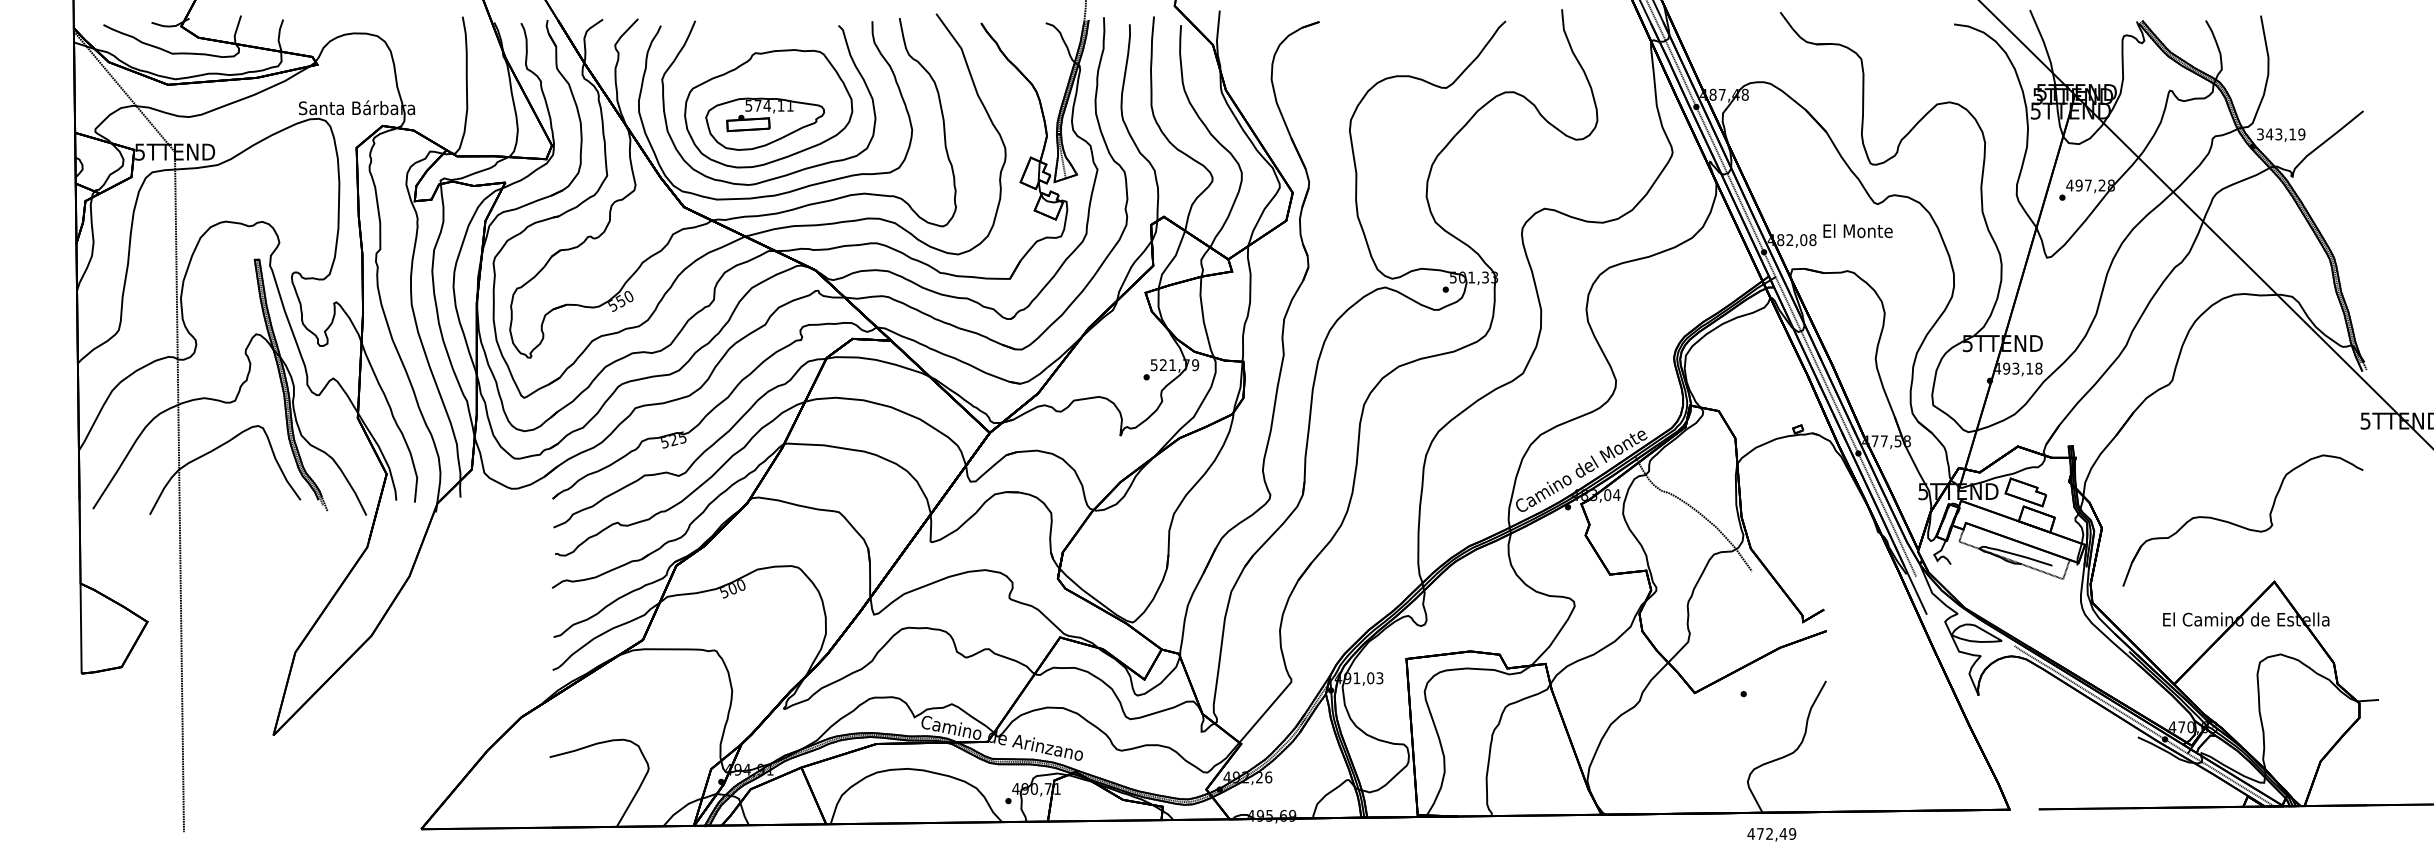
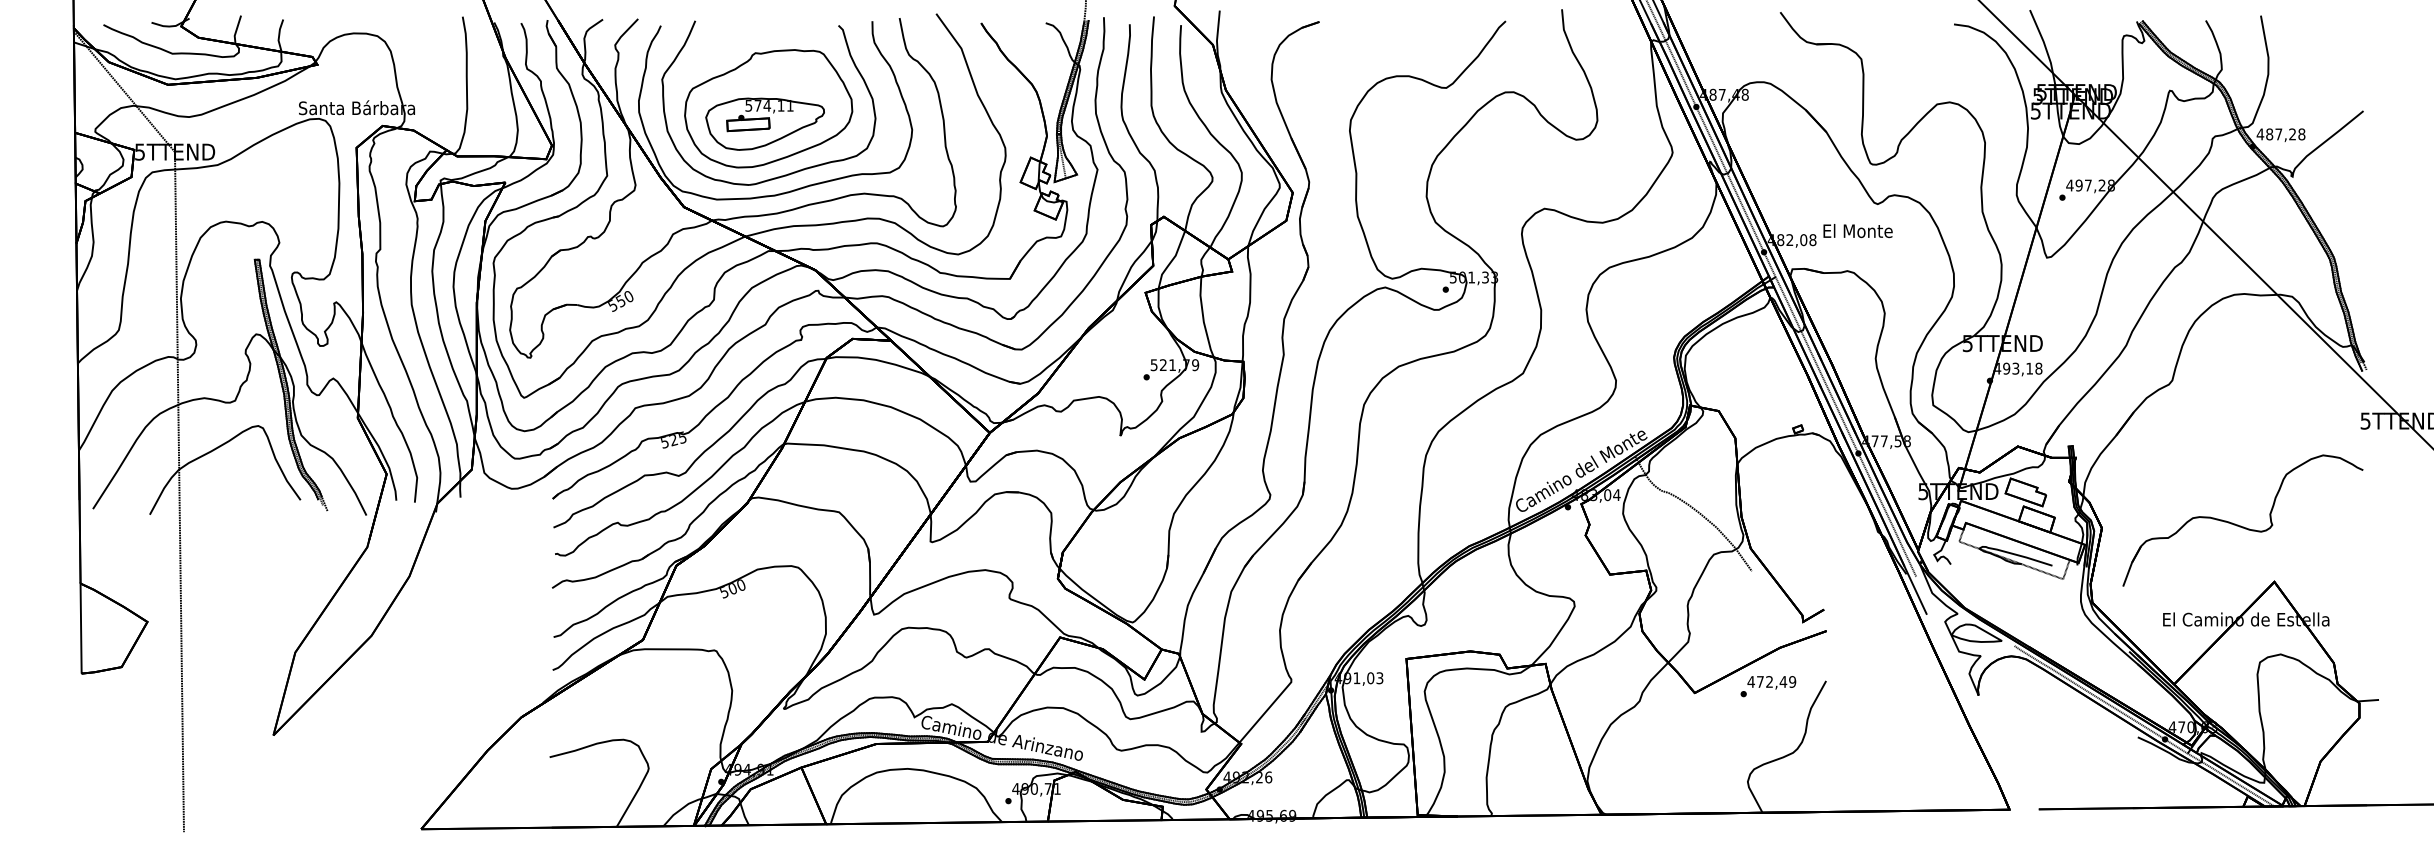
text: 343,19 -> 487,28 (2280, 134)
text position: (1771, 834) -> (1771, 682) (1771, 682)
